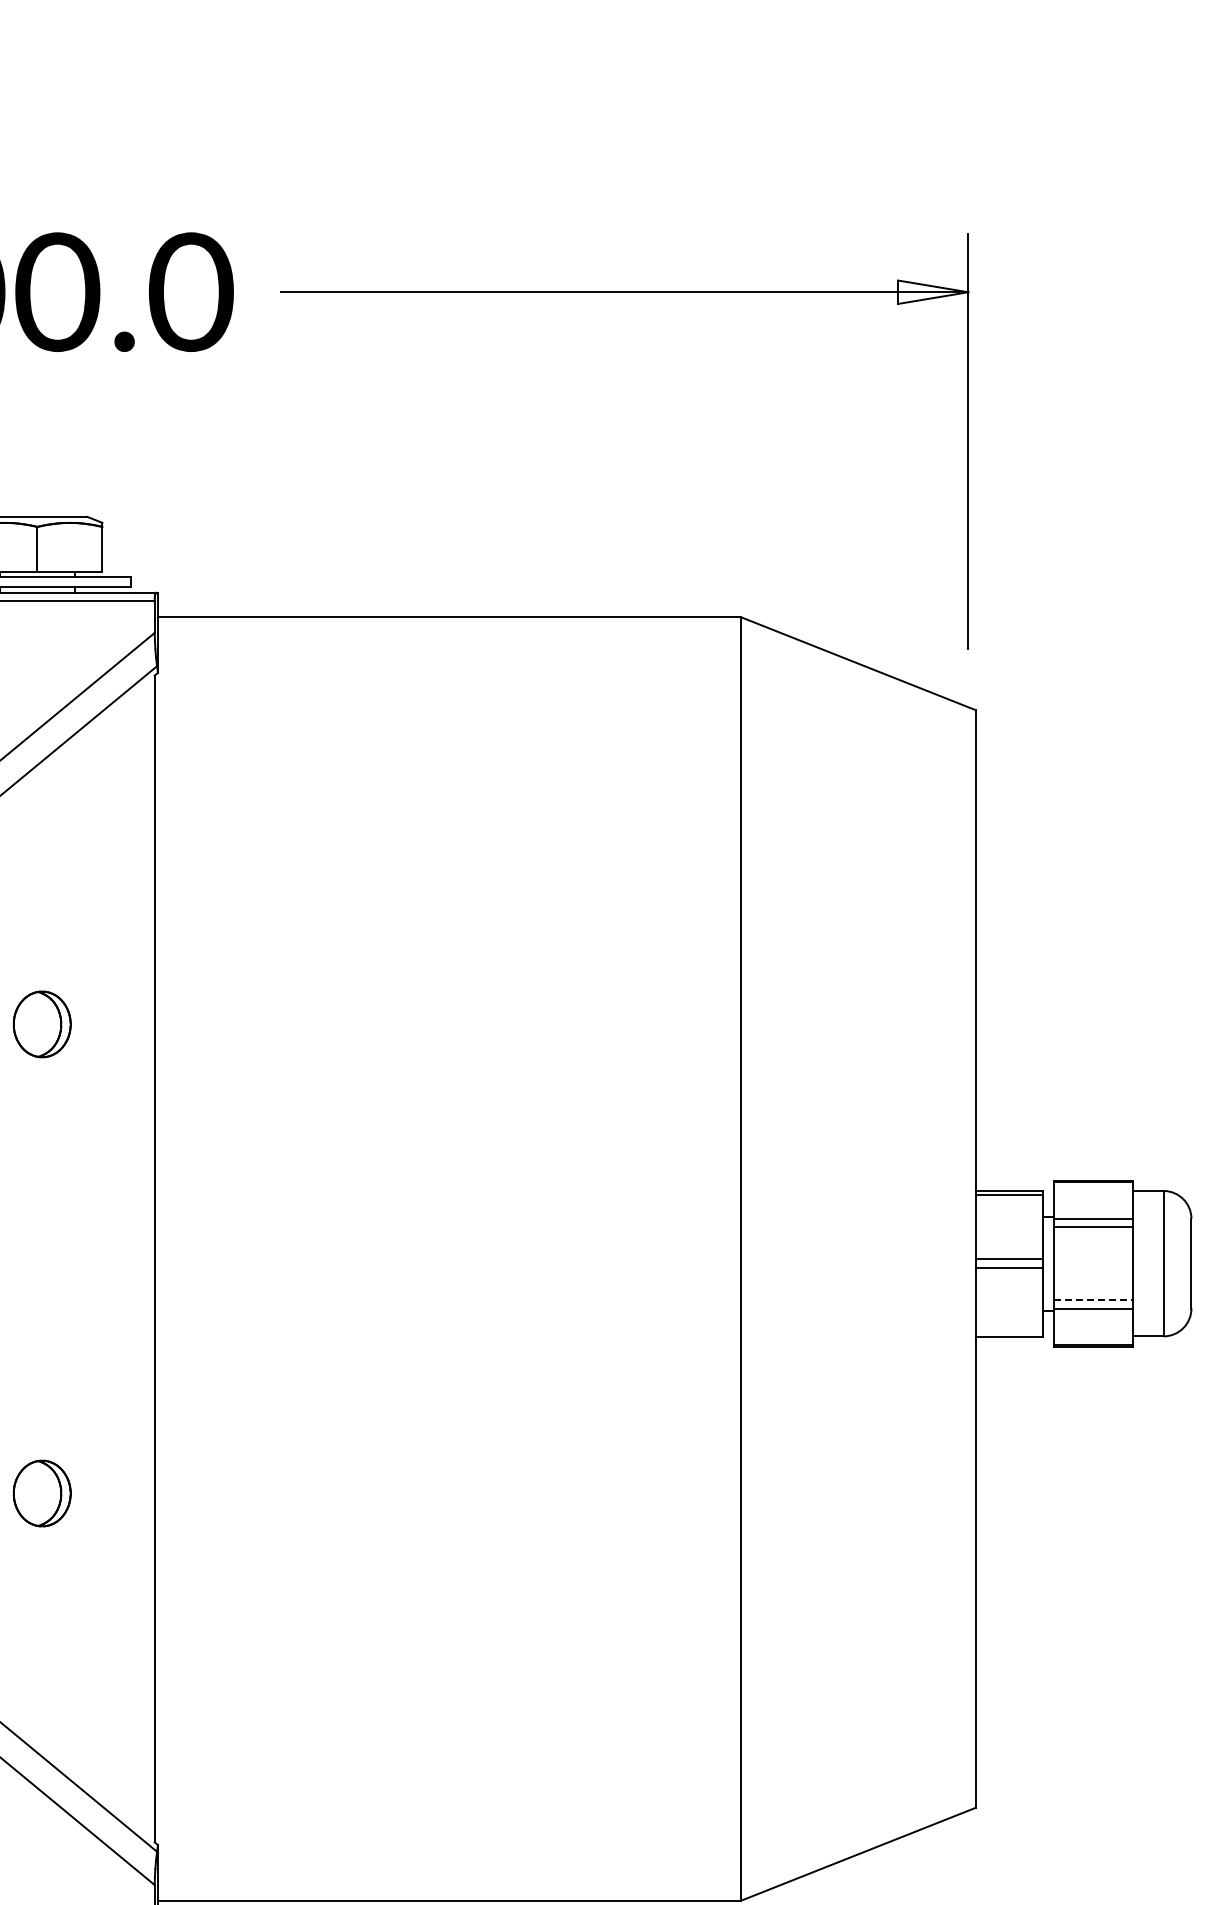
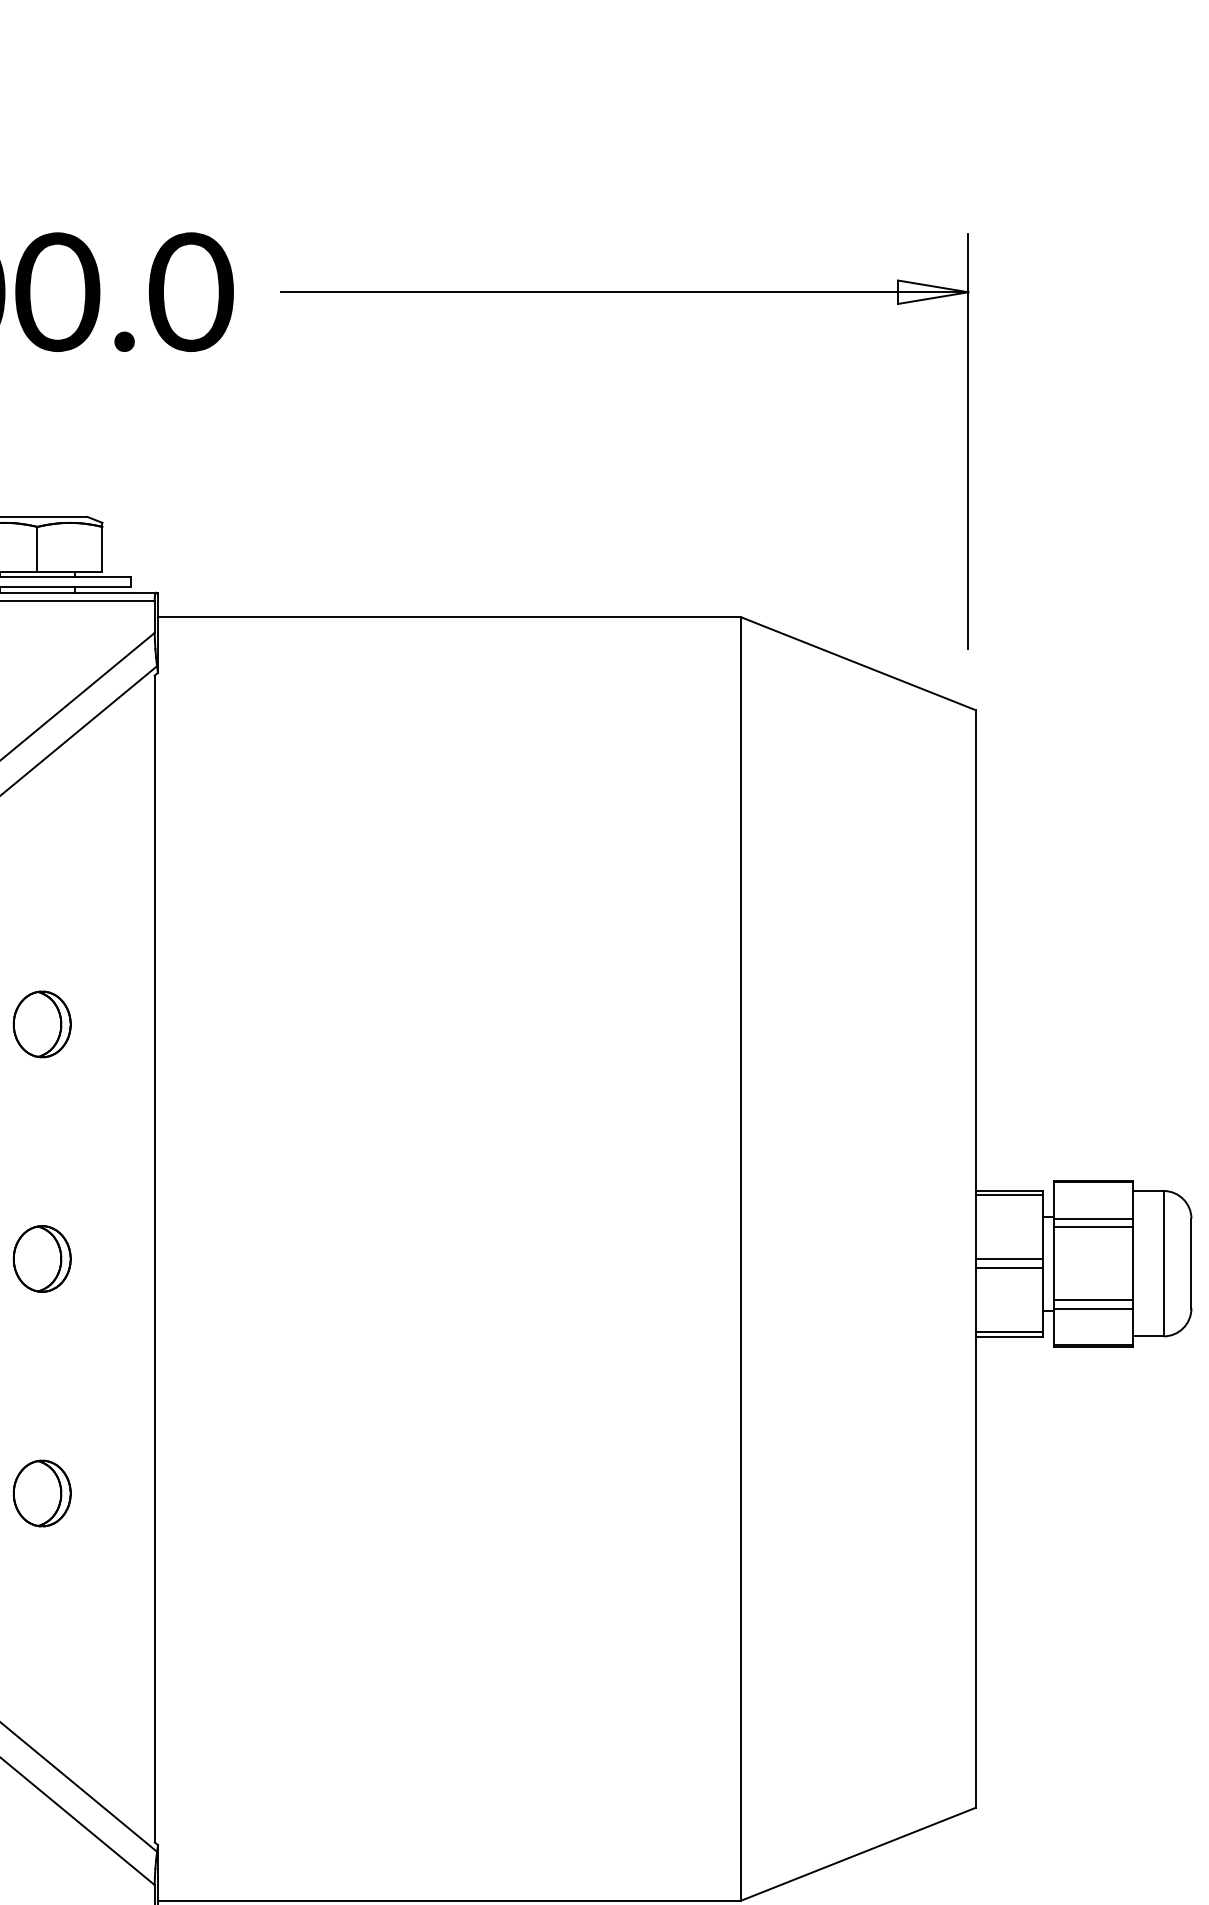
part: none -> present (41, 1258)
line: dashed -> solid (1094, 1300)
line: none -> present (1008, 1332)
